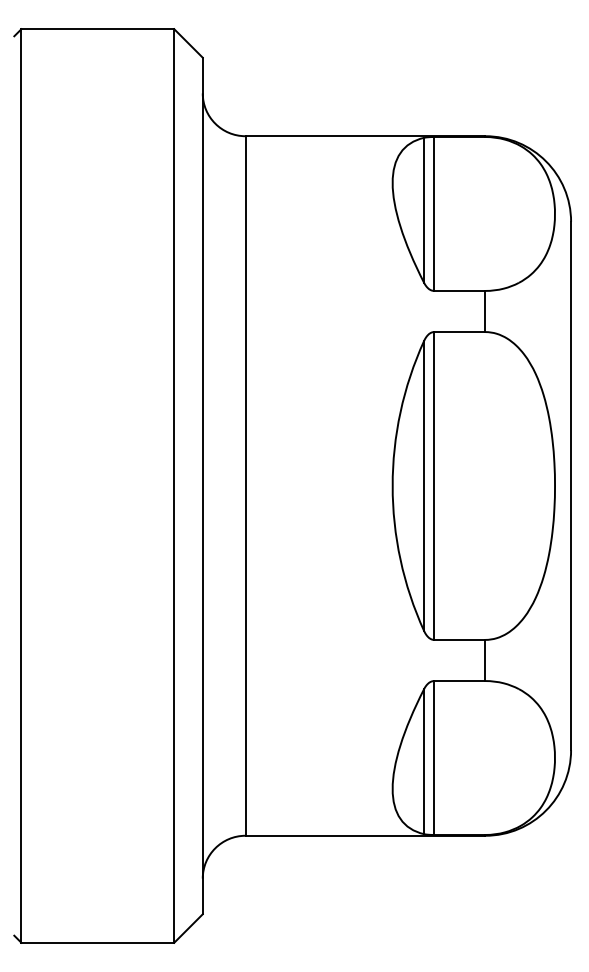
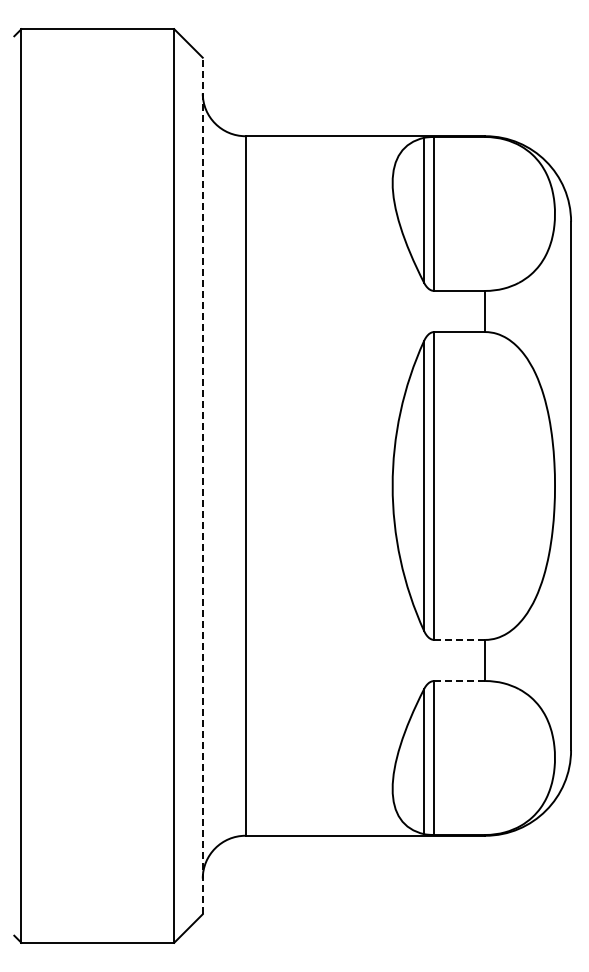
line: solid -> dashed (202, 485)
line: solid -> dashed (459, 639)
line: solid -> dashed (459, 681)
